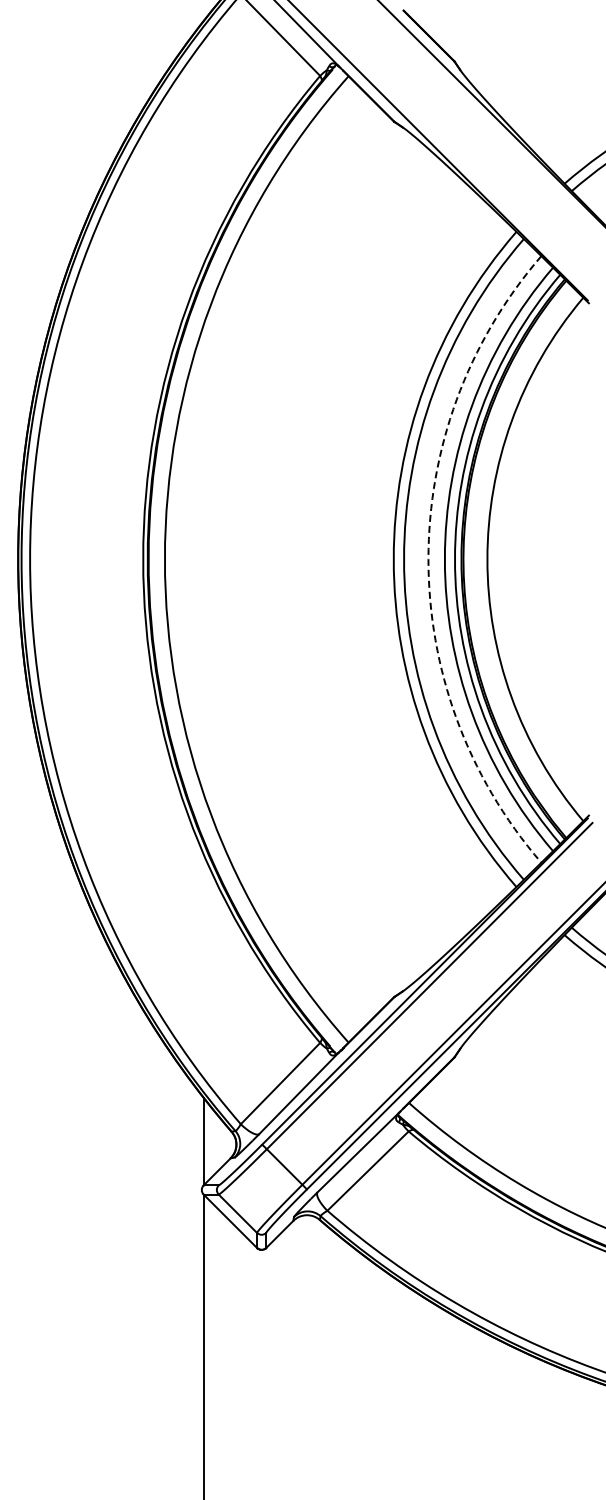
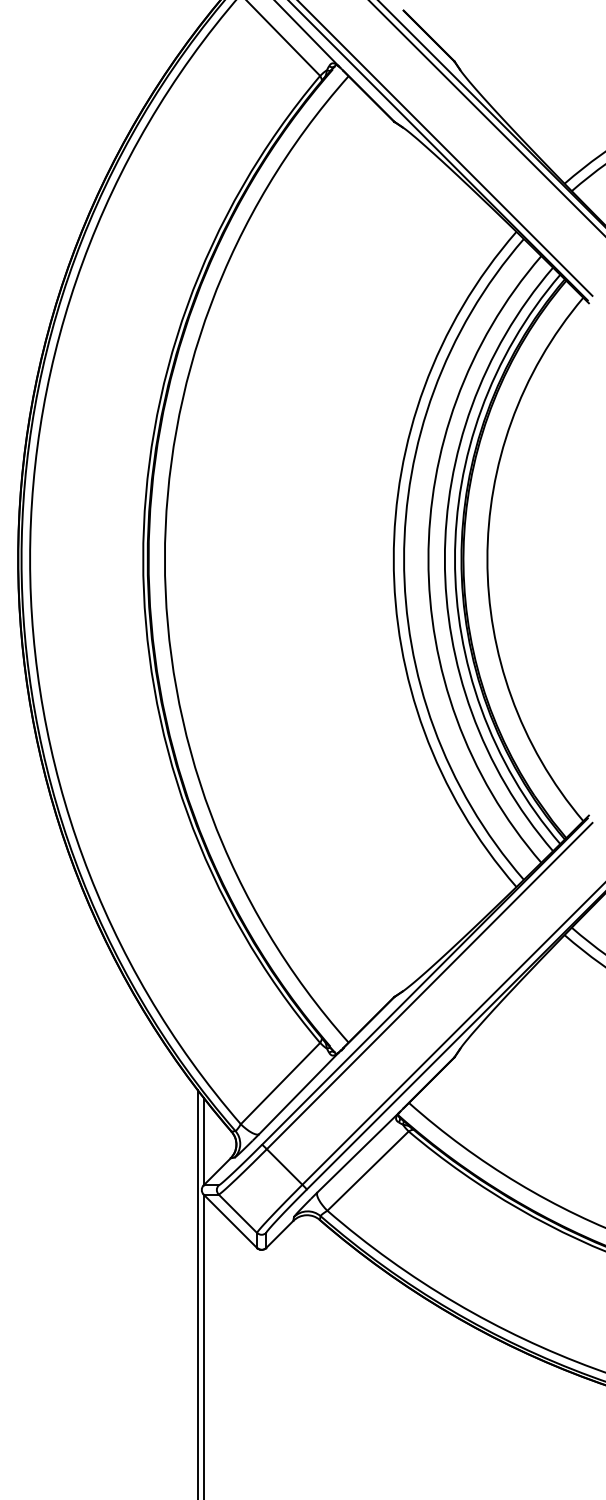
line: none -> present (486, 117)
line: none -> present (445, 148)
arc: dashed -> solid (428, 559)
line: none -> present (197, 1292)
